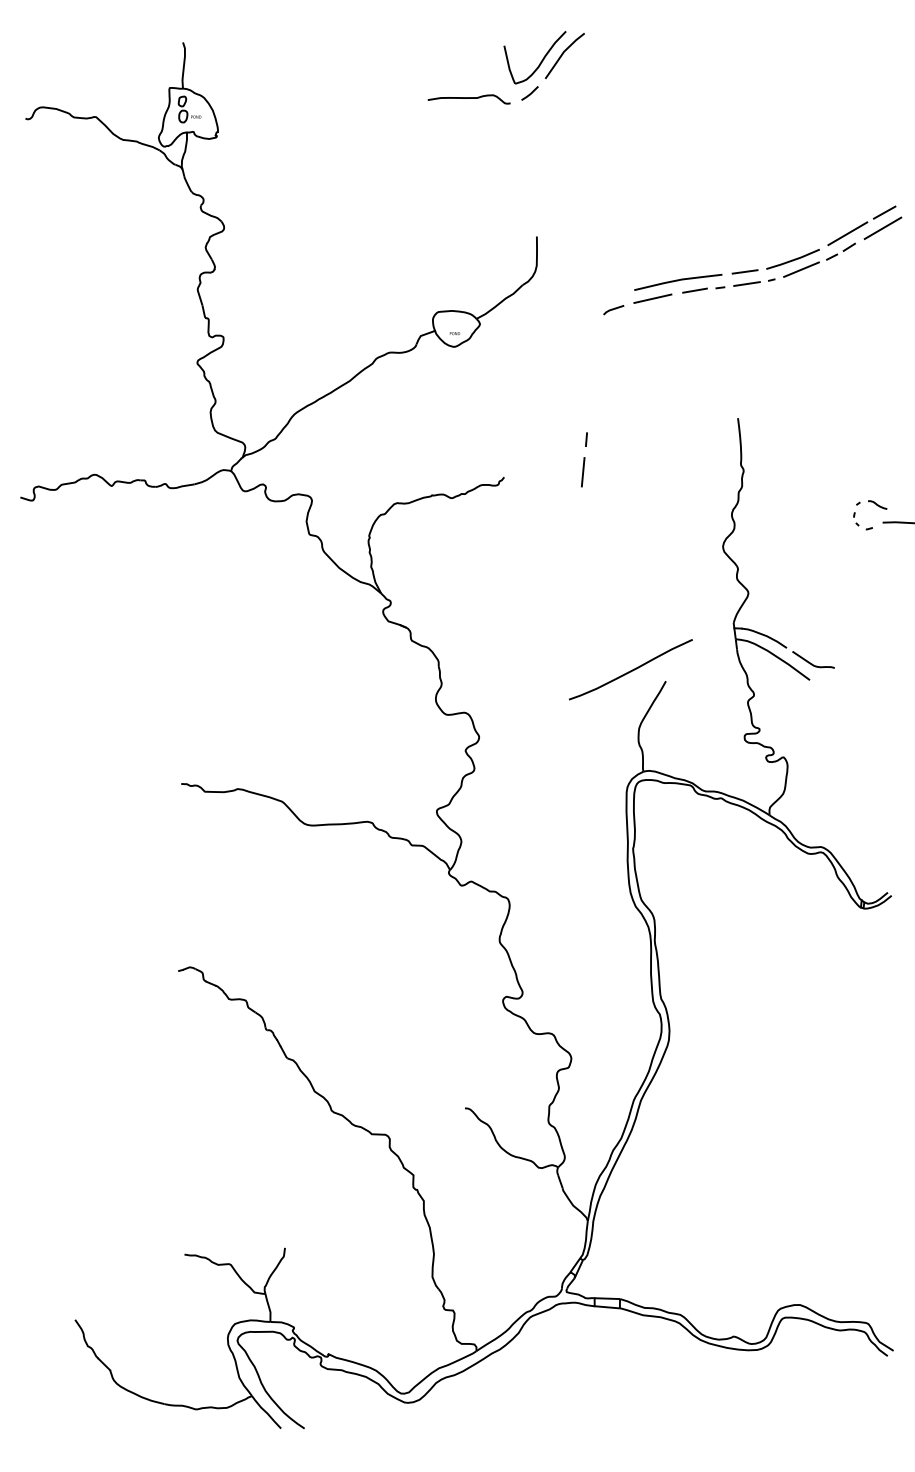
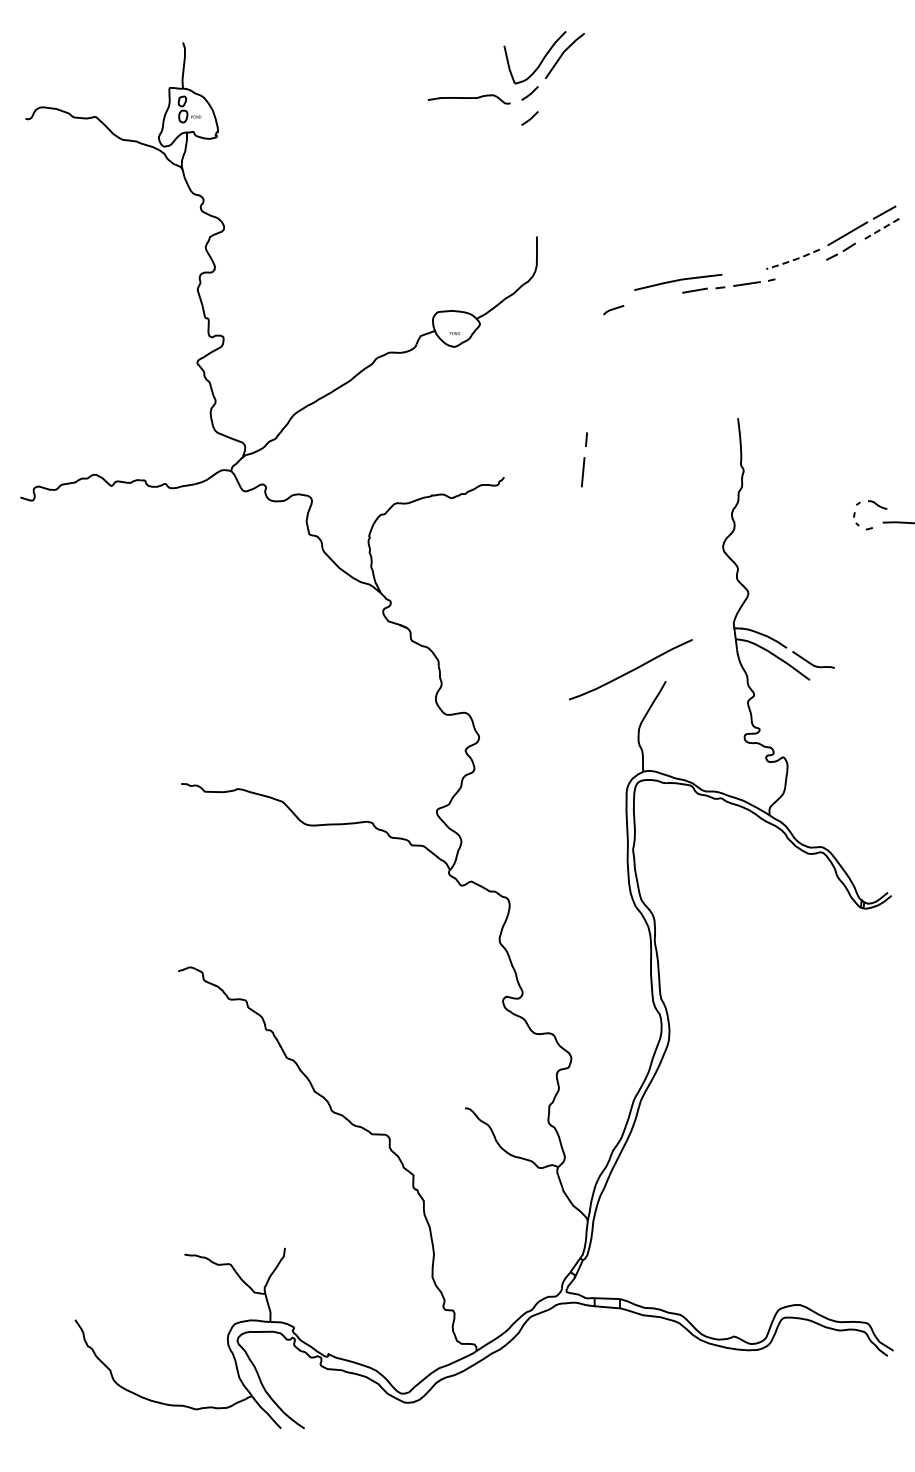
line: none -> present (529, 118)
line: solid -> dashed (883, 228)
line: solid -> dashed (792, 260)
line: present -> none (801, 269)
line: present -> none (744, 271)
line: present -> none (652, 298)
